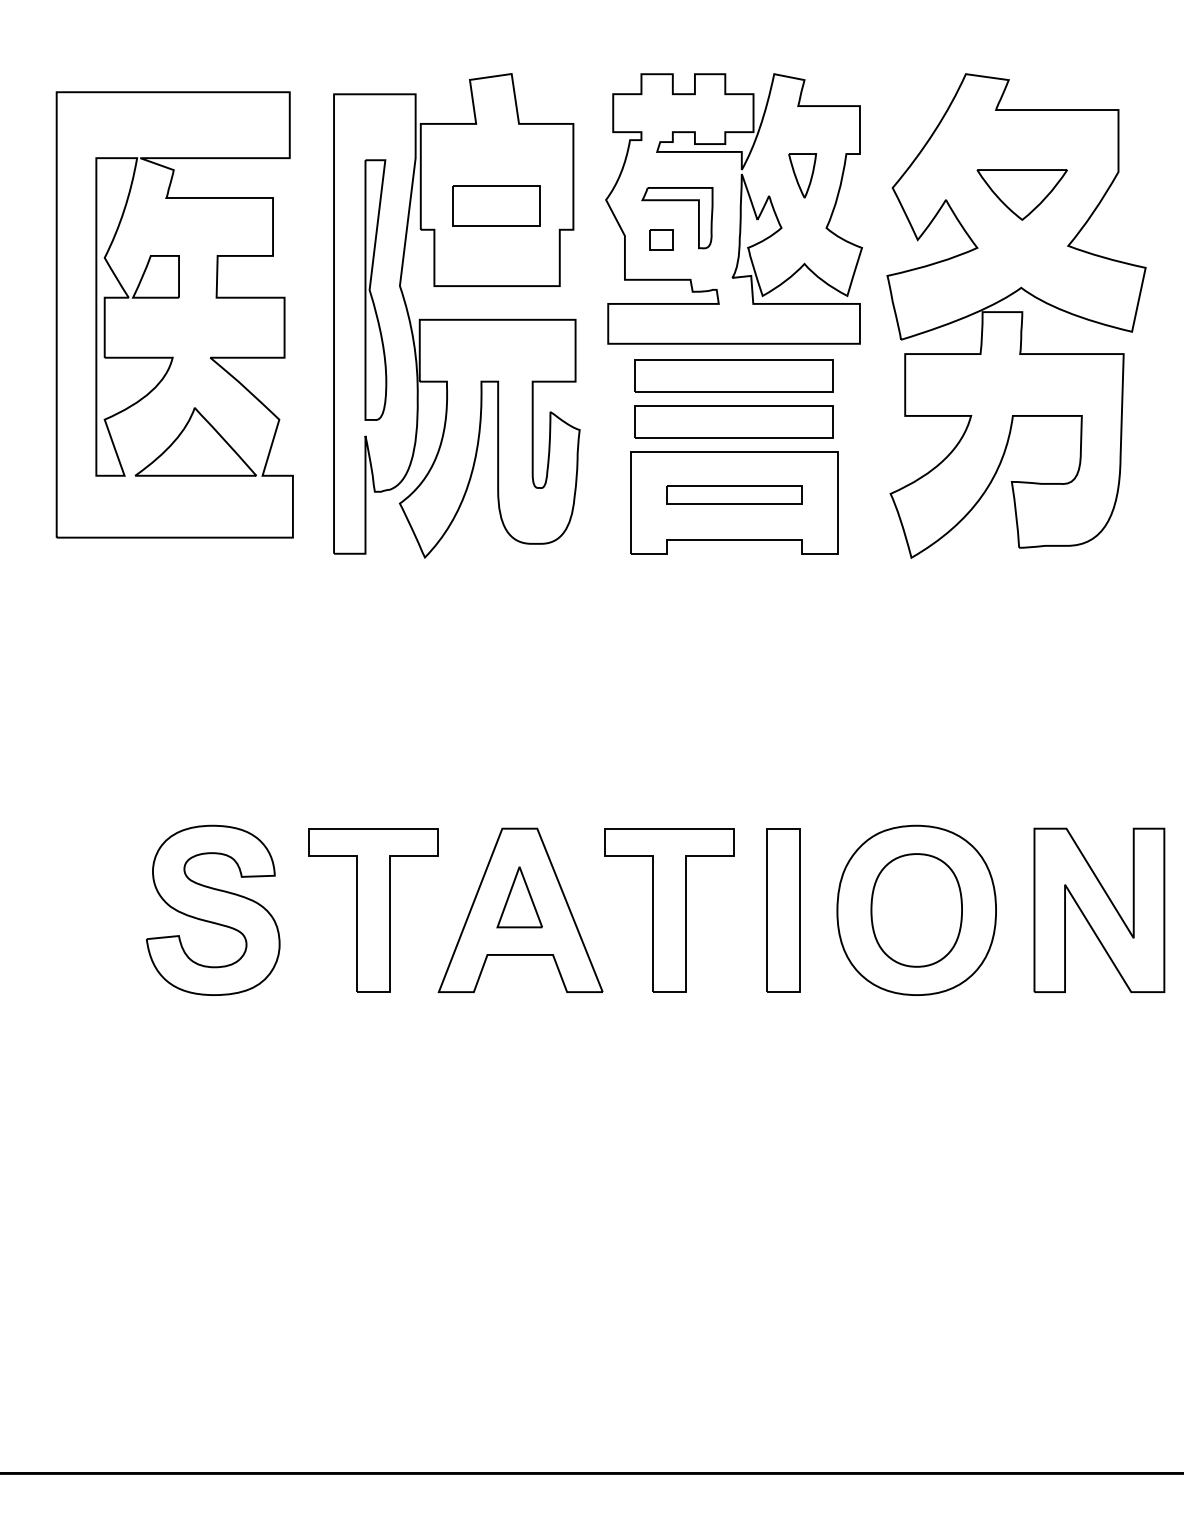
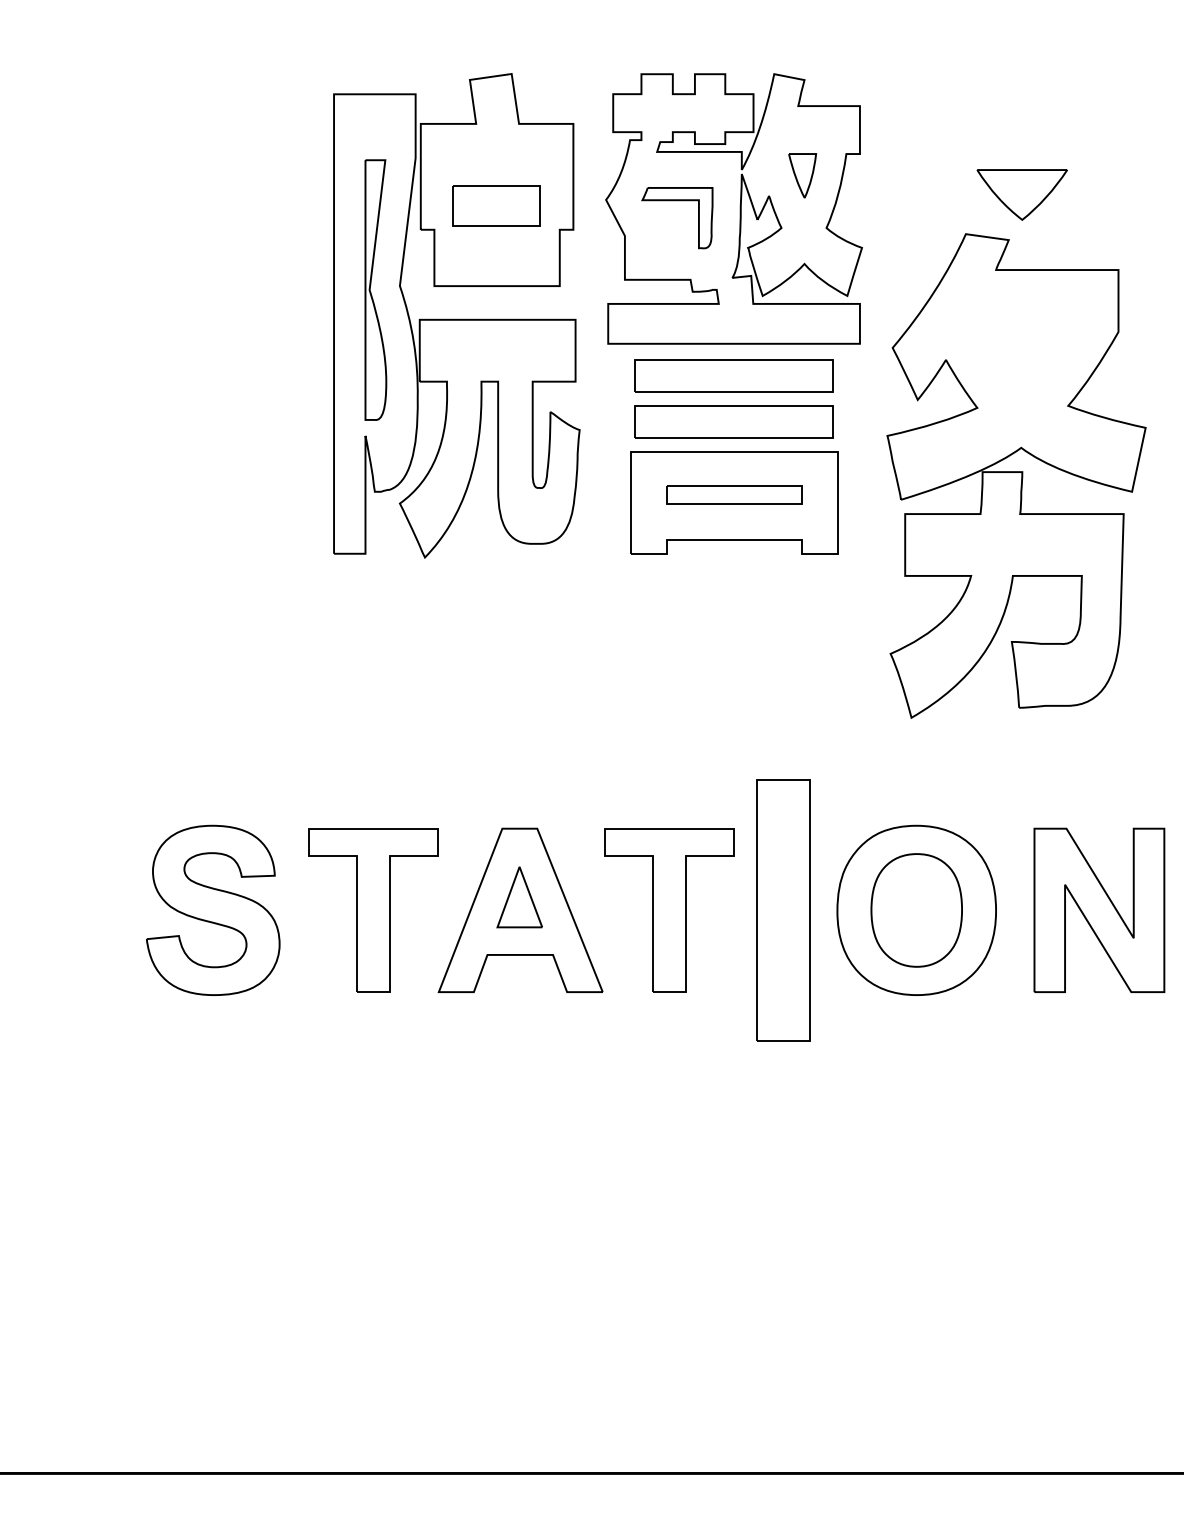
part: present -> none (661, 239)
part: present -> none (174, 314)
part position: (1016, 315) -> (1016, 475) (1016, 475)
part size: 35x165 px -> 55x263 px (783, 910)
